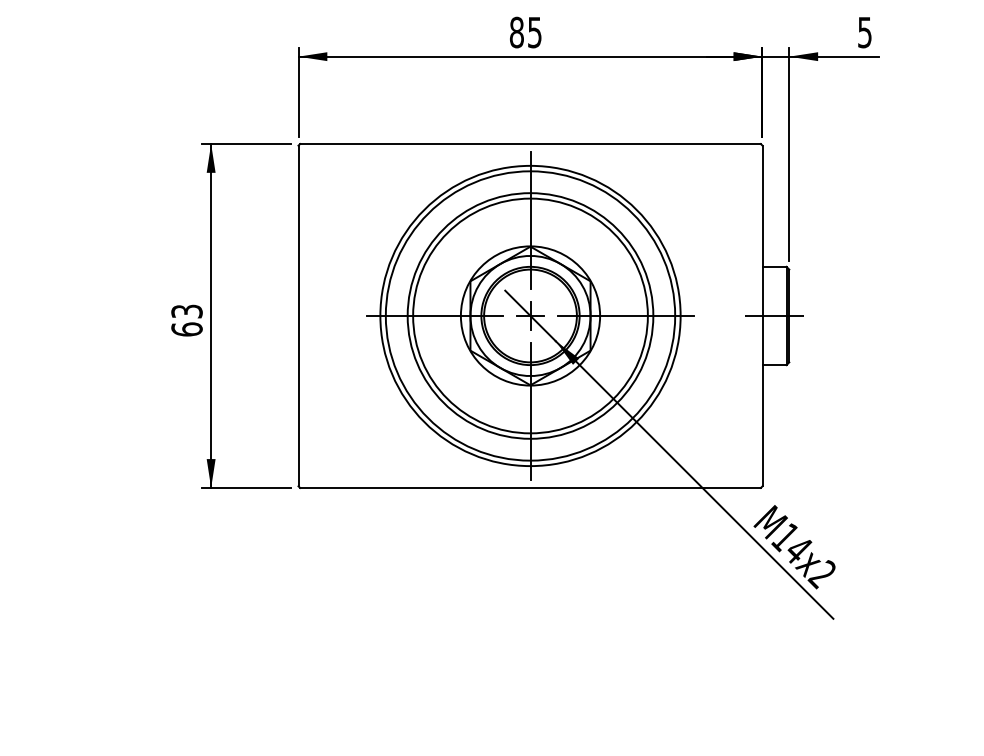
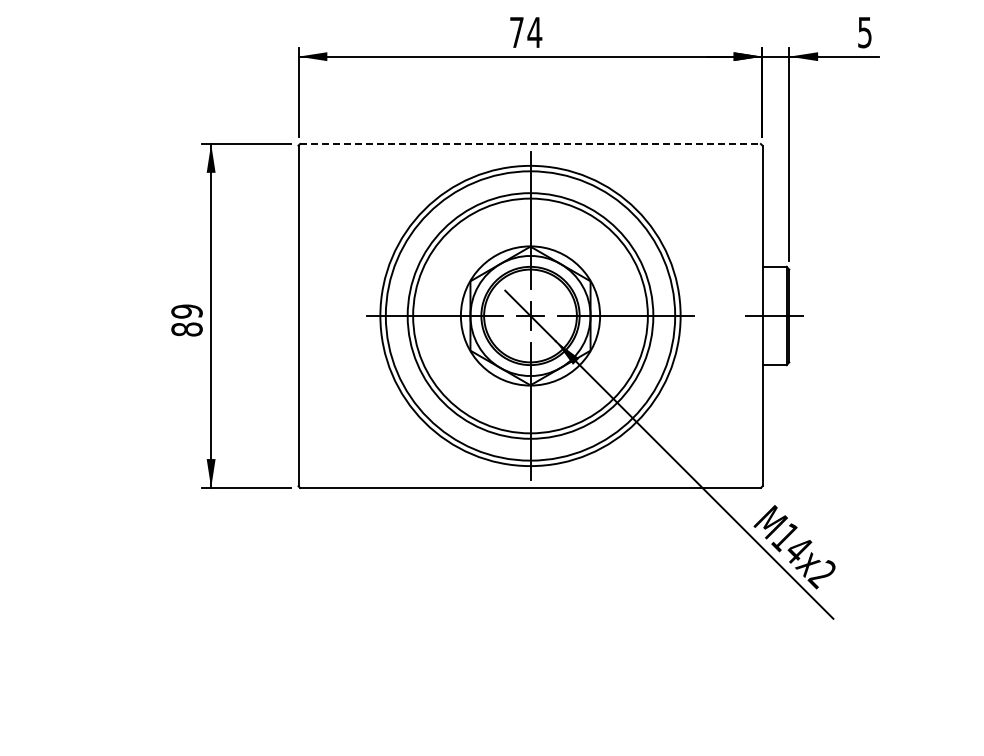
text: 85 -> 74 (526, 32)
line: solid -> dashed (531, 144)
text: 63 -> 89 (186, 320)
